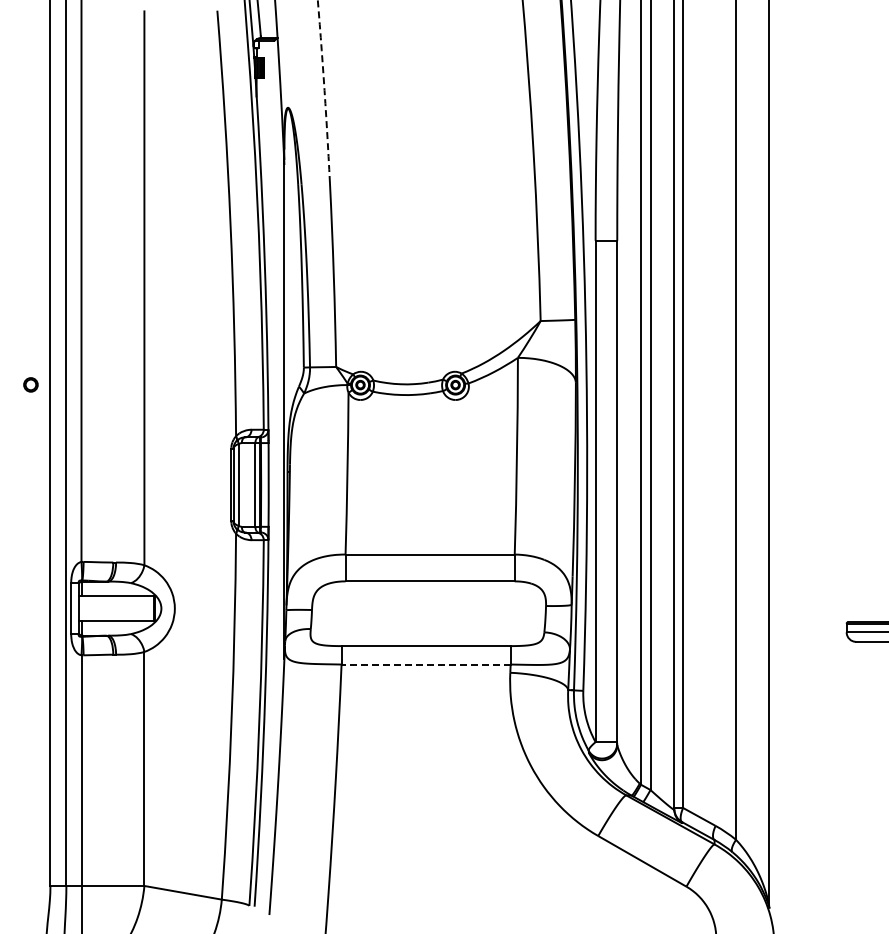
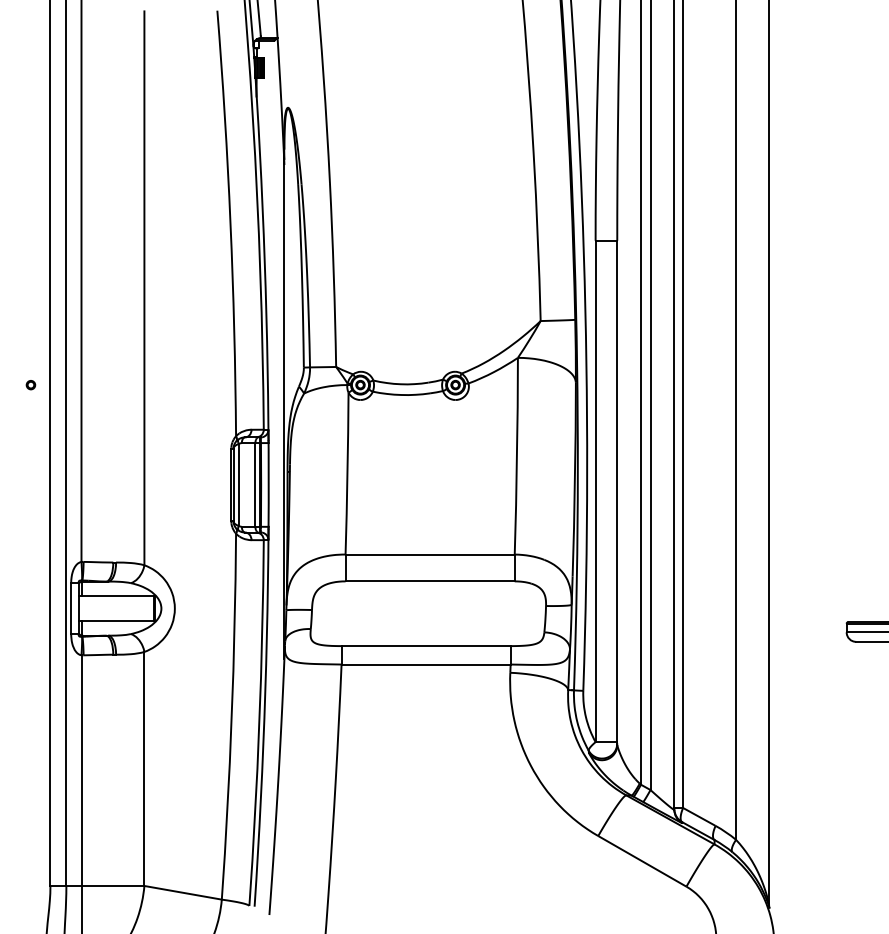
arc: dashed -> solid (324, 91)
part size: 16x16 px -> 12x11 px (30, 385)
line: dashed -> solid (426, 664)
